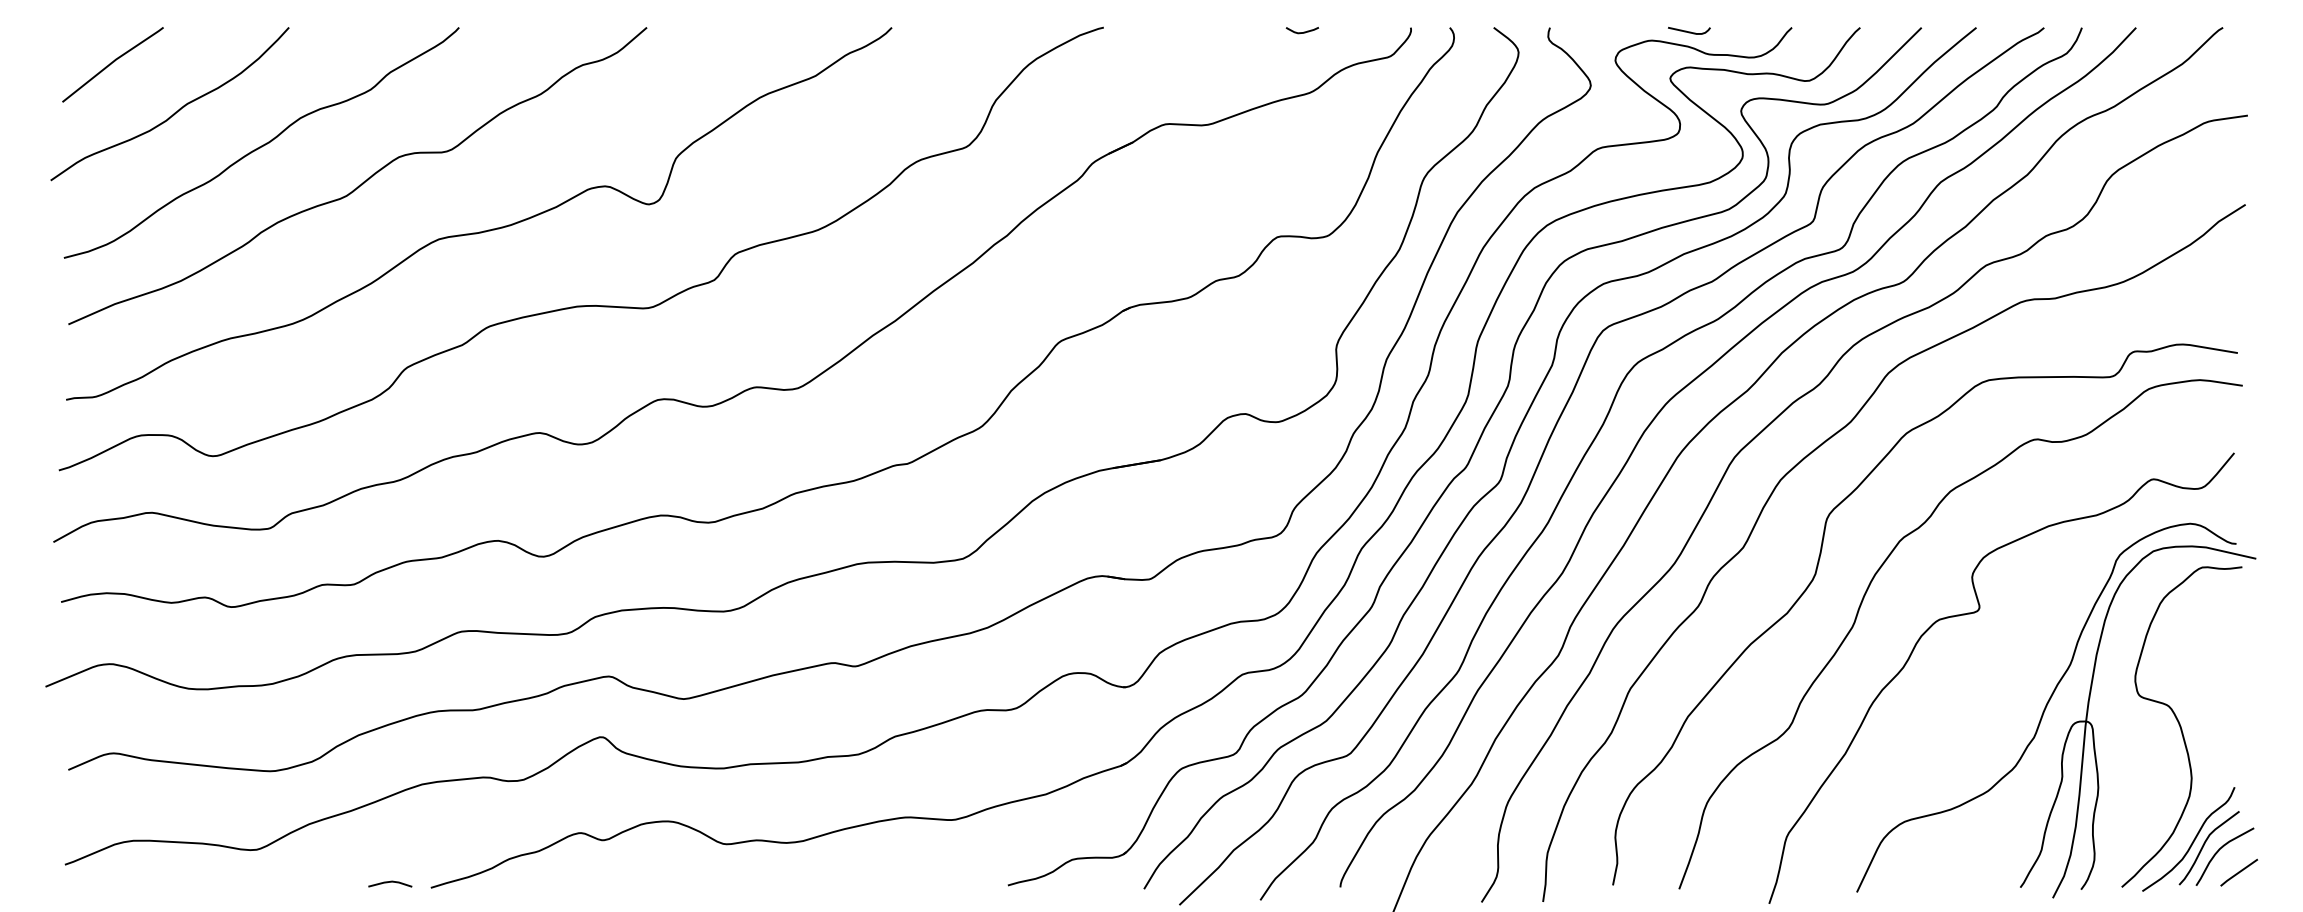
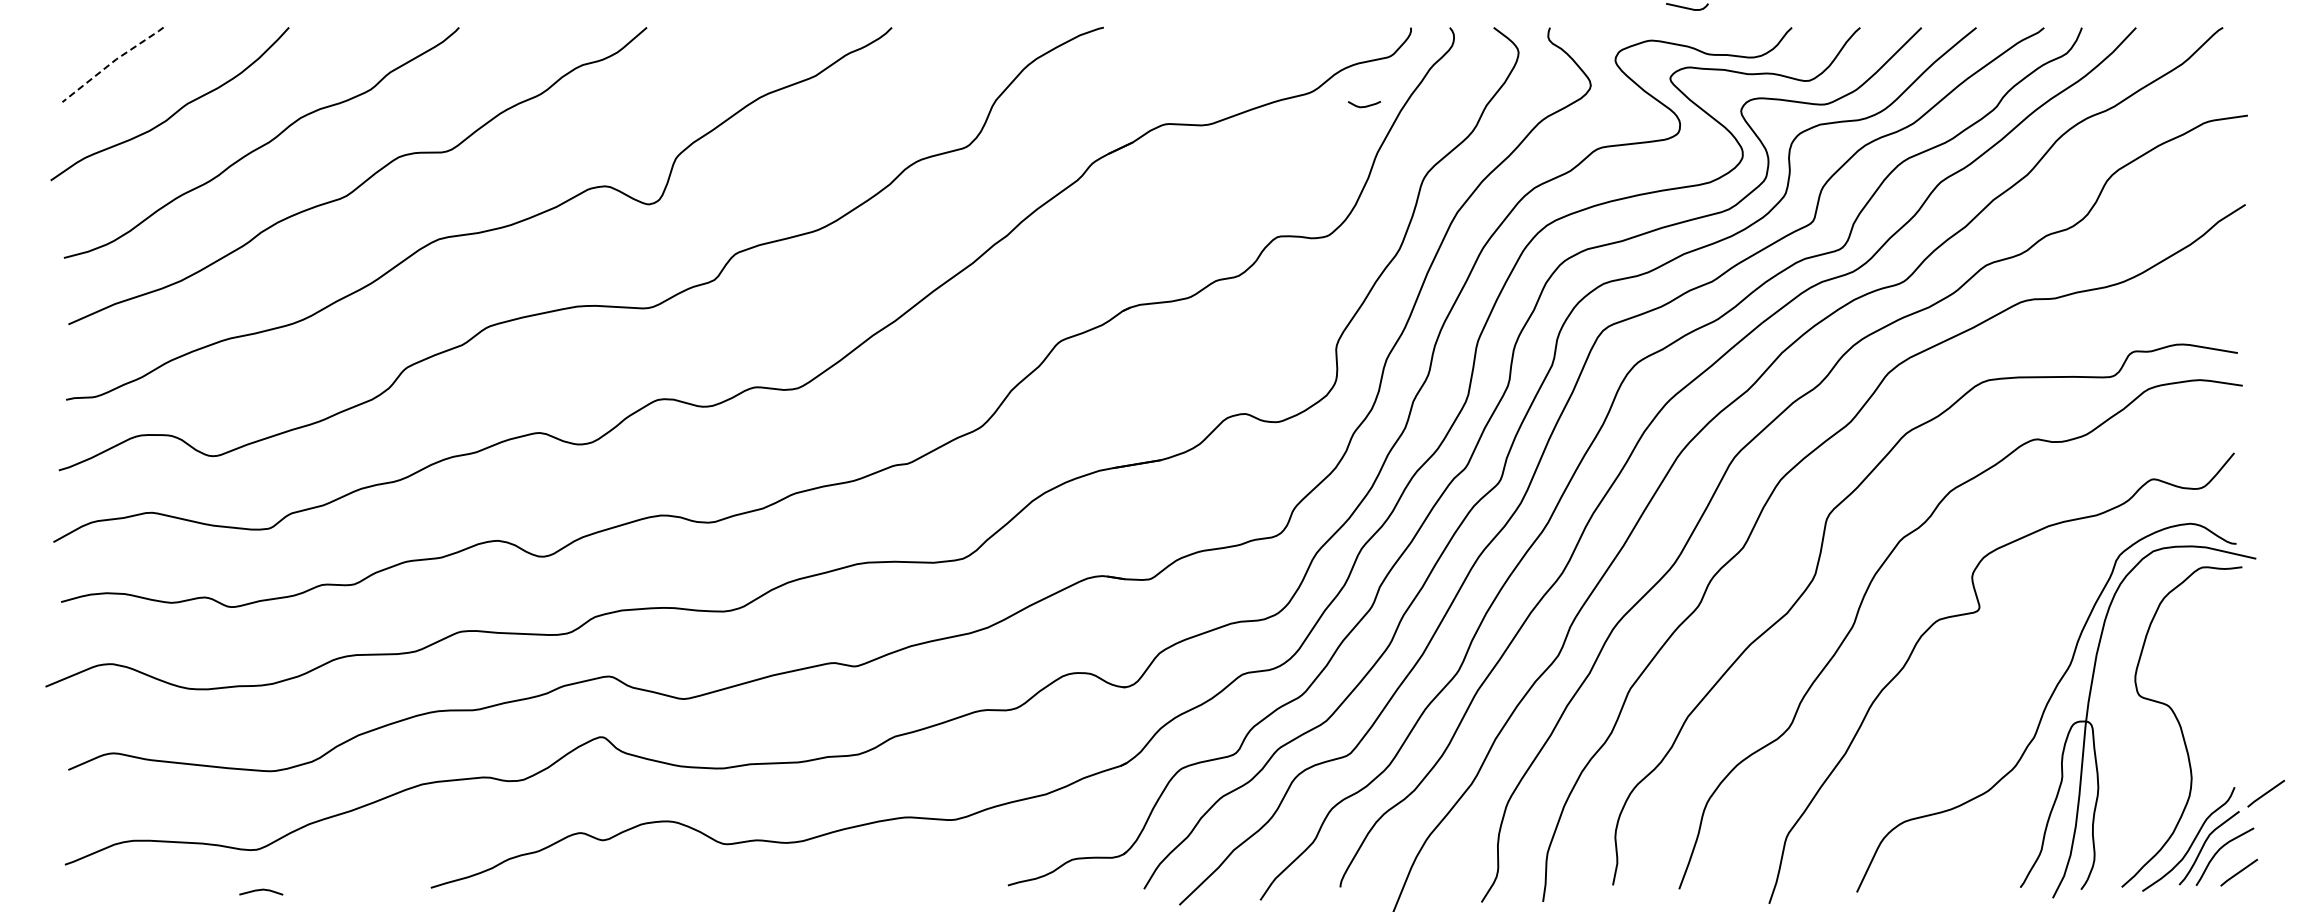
curve position: (1689, 31) -> (1687, 7) (1687, 7)
curve position: (1301, 32) -> (1363, 106) (1363, 106)
line: solid -> dashed (113, 61)
line: none -> present (2265, 793)
line position: (390, 882) -> (261, 890) (261, 890)
